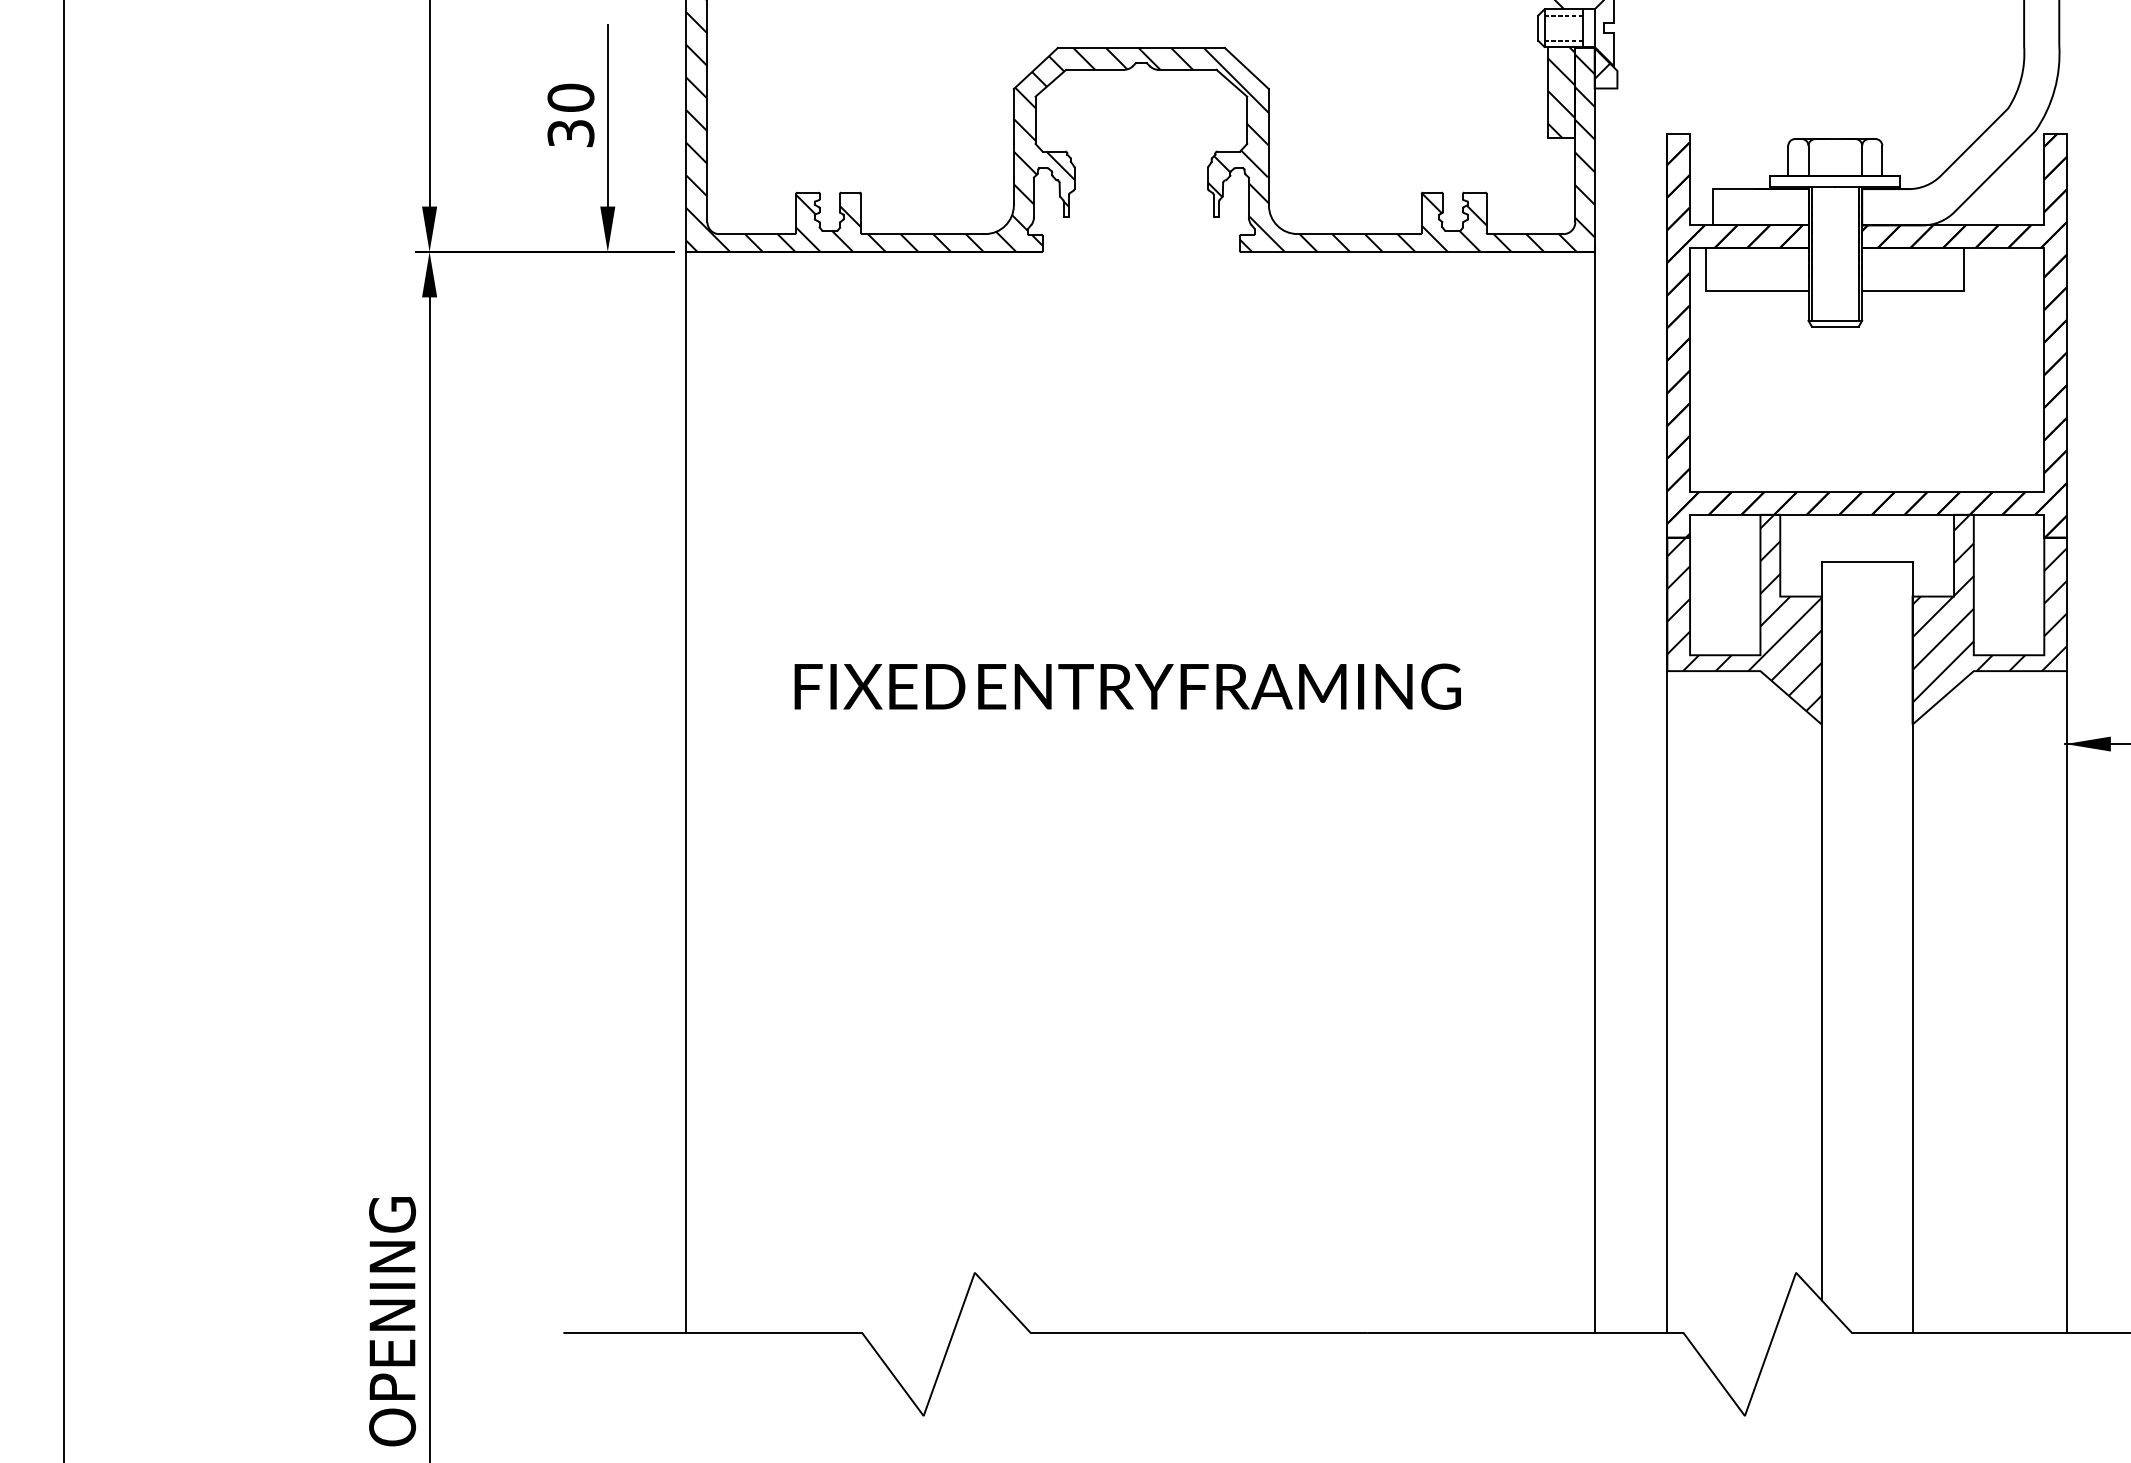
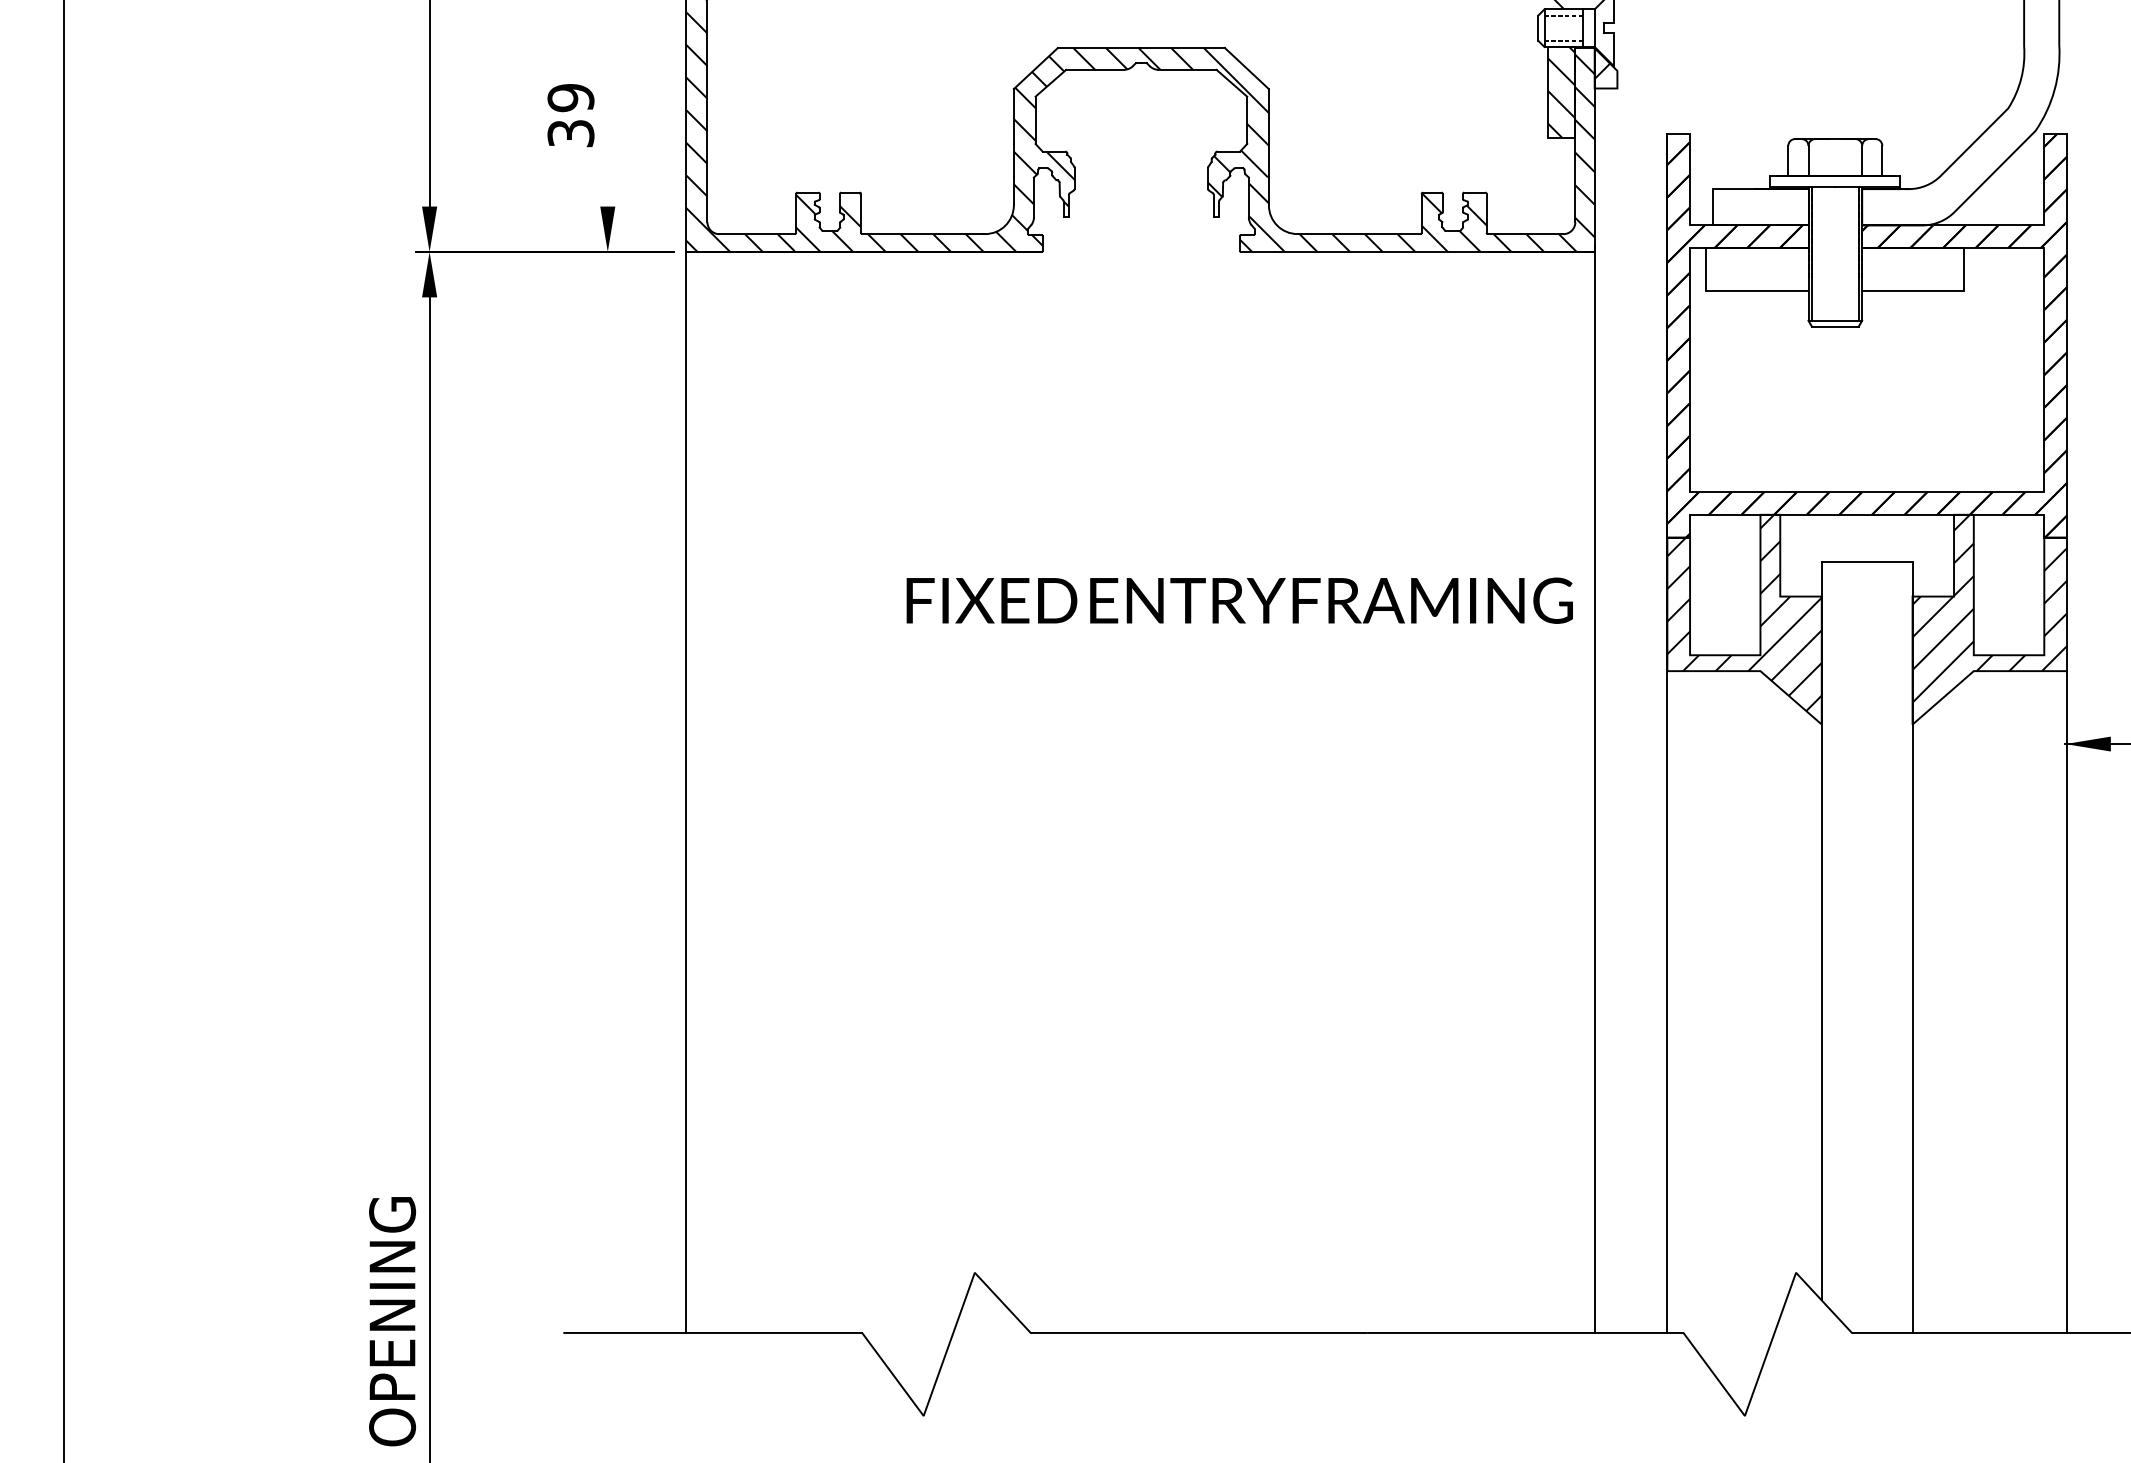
text: 30 -> 39 (570, 97)
line: present -> none (607, 115)
text position: (1127, 686) -> (1239, 600) (1239, 600)
